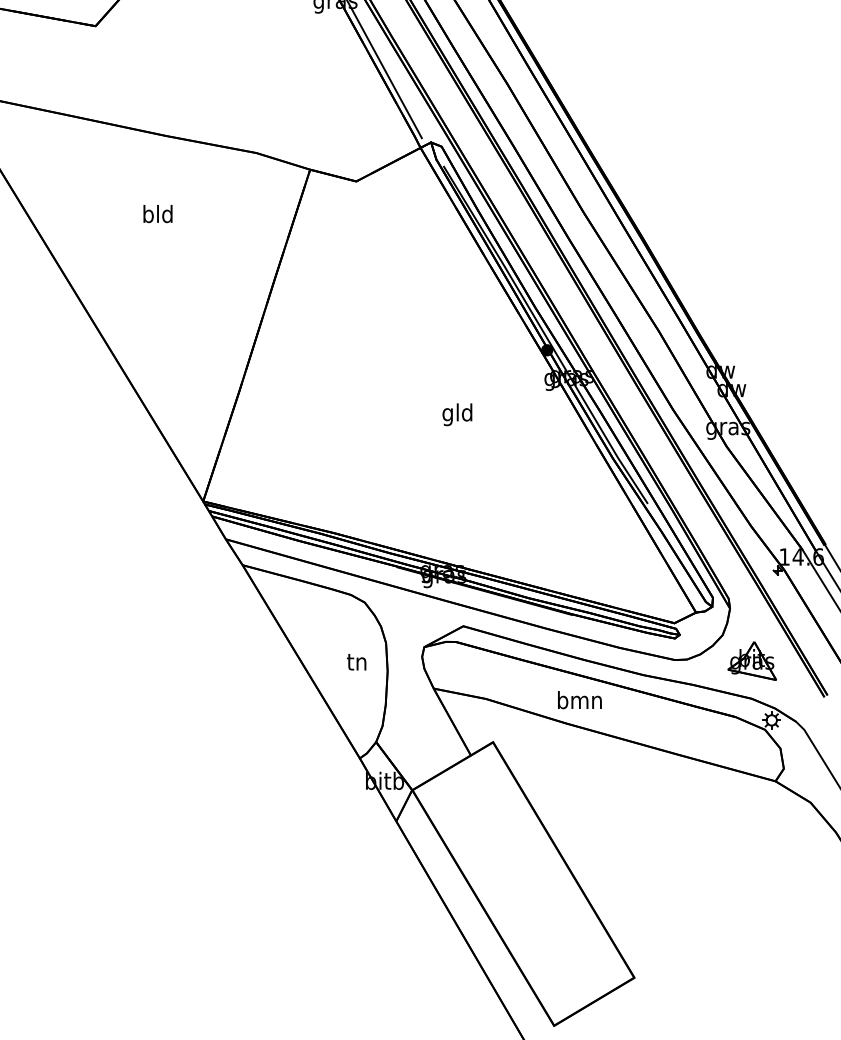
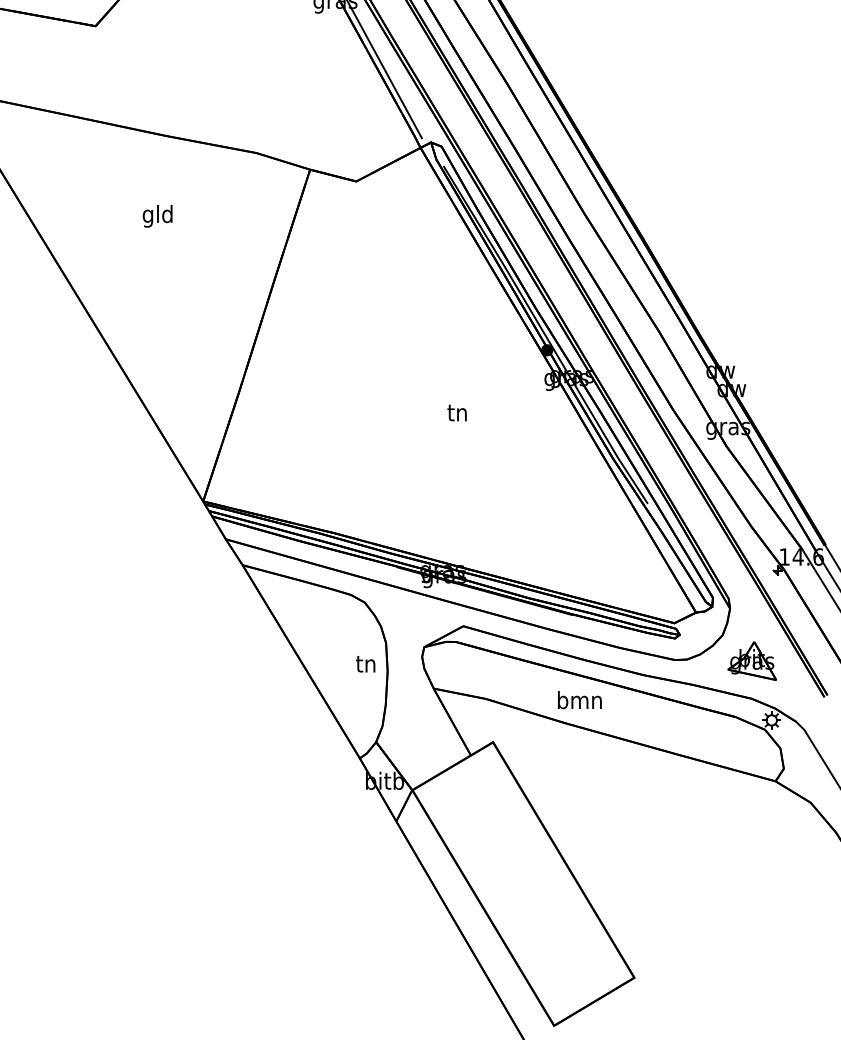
text: bld -> gld (147, 216)
text: gld -> tn (457, 414)
text position: (356, 662) -> (365, 664) (365, 664)
